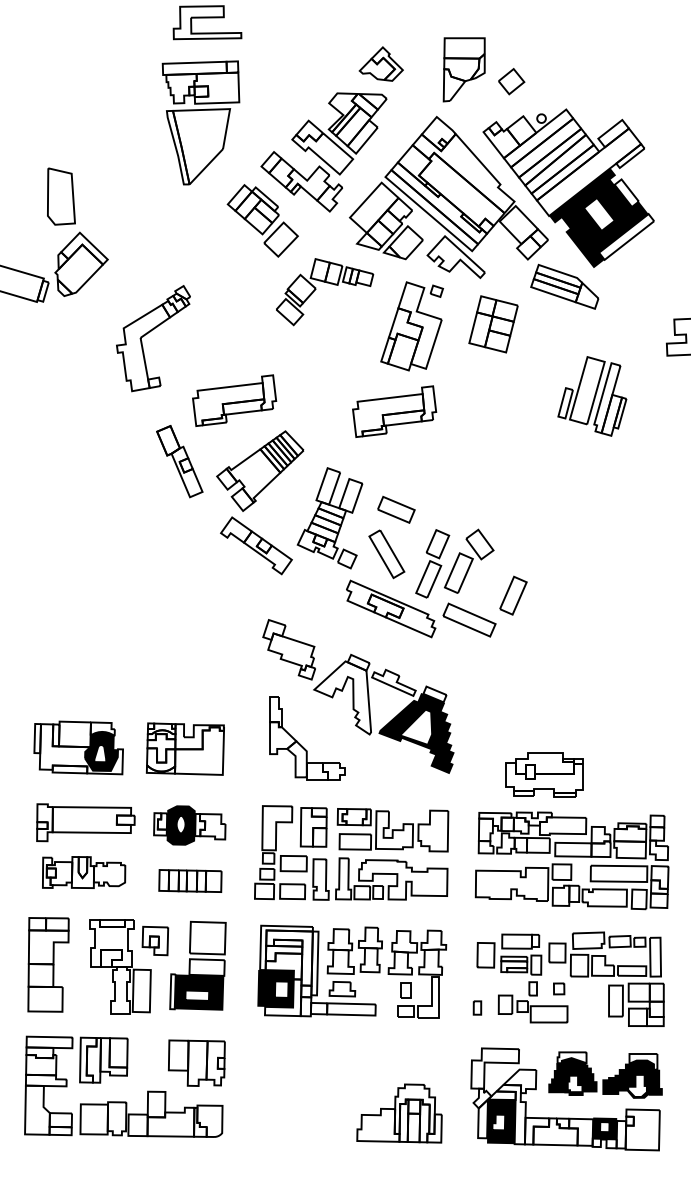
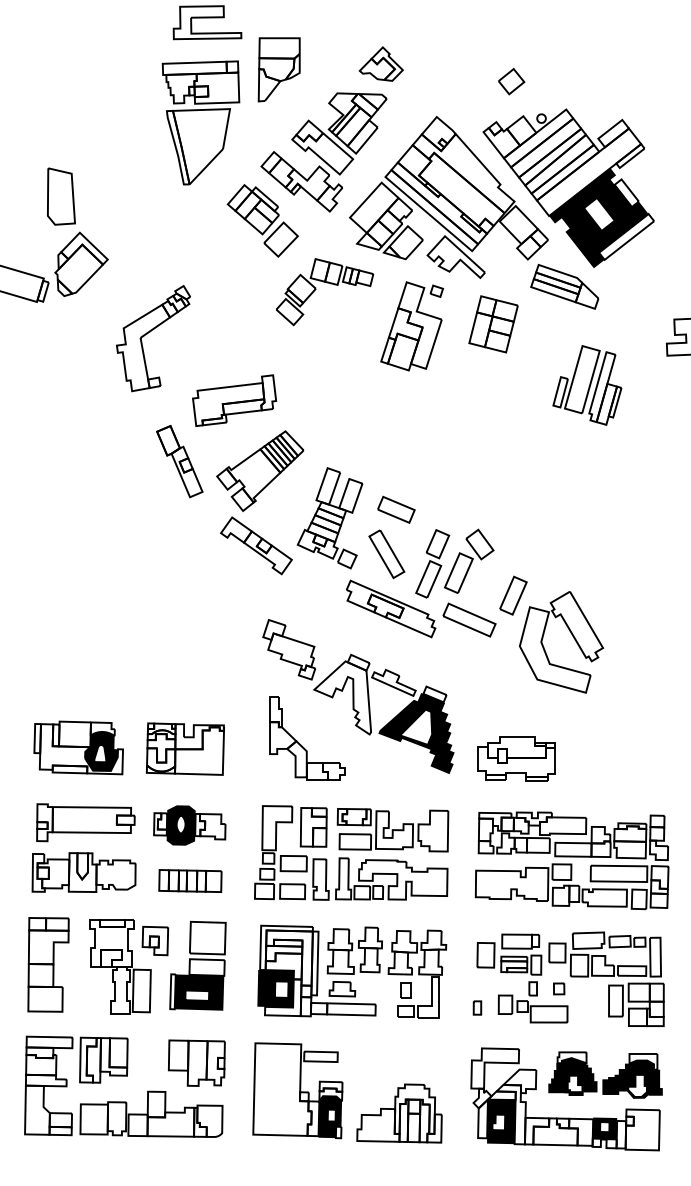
part position: (463, 69) -> (278, 69) (278, 69)
part position: (592, 396) -> (587, 385) (587, 385)
part: present -> none (394, 411)
part: none -> present (572, 636)
part position: (544, 774) -> (516, 758) (516, 758)
part size: 85x33 px -> 106x41 px (83, 872)
part: none -> present (297, 1090)
